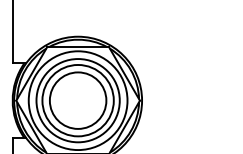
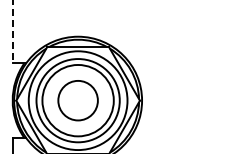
line: solid -> dashed (12, 32)
circle diameter: 57 px -> 40 px (77, 100)
